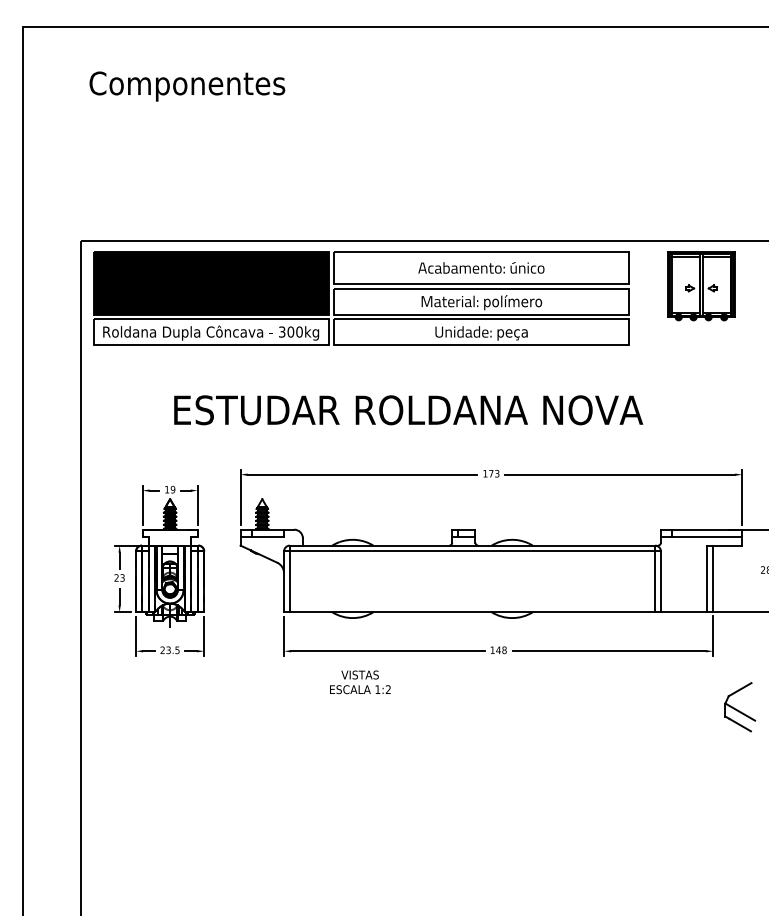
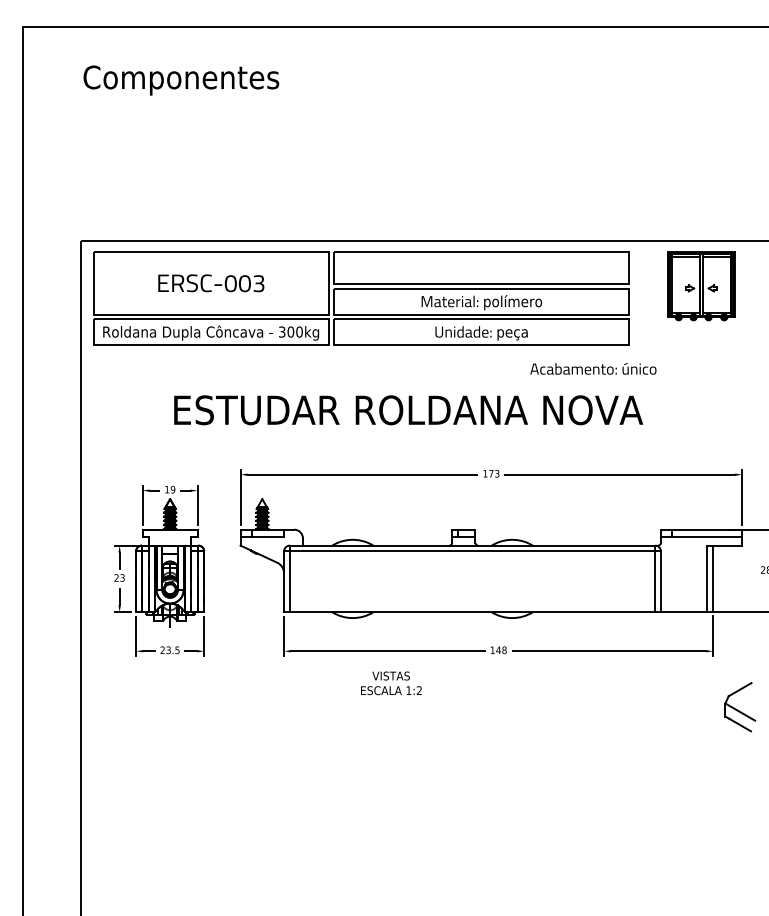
text position: (187, 86) -> (181, 80) (181, 80)
text position: (481, 267) -> (593, 368) (593, 368)
fill: present -> none (210, 283)
text position: (360, 682) -> (391, 683) (391, 683)
